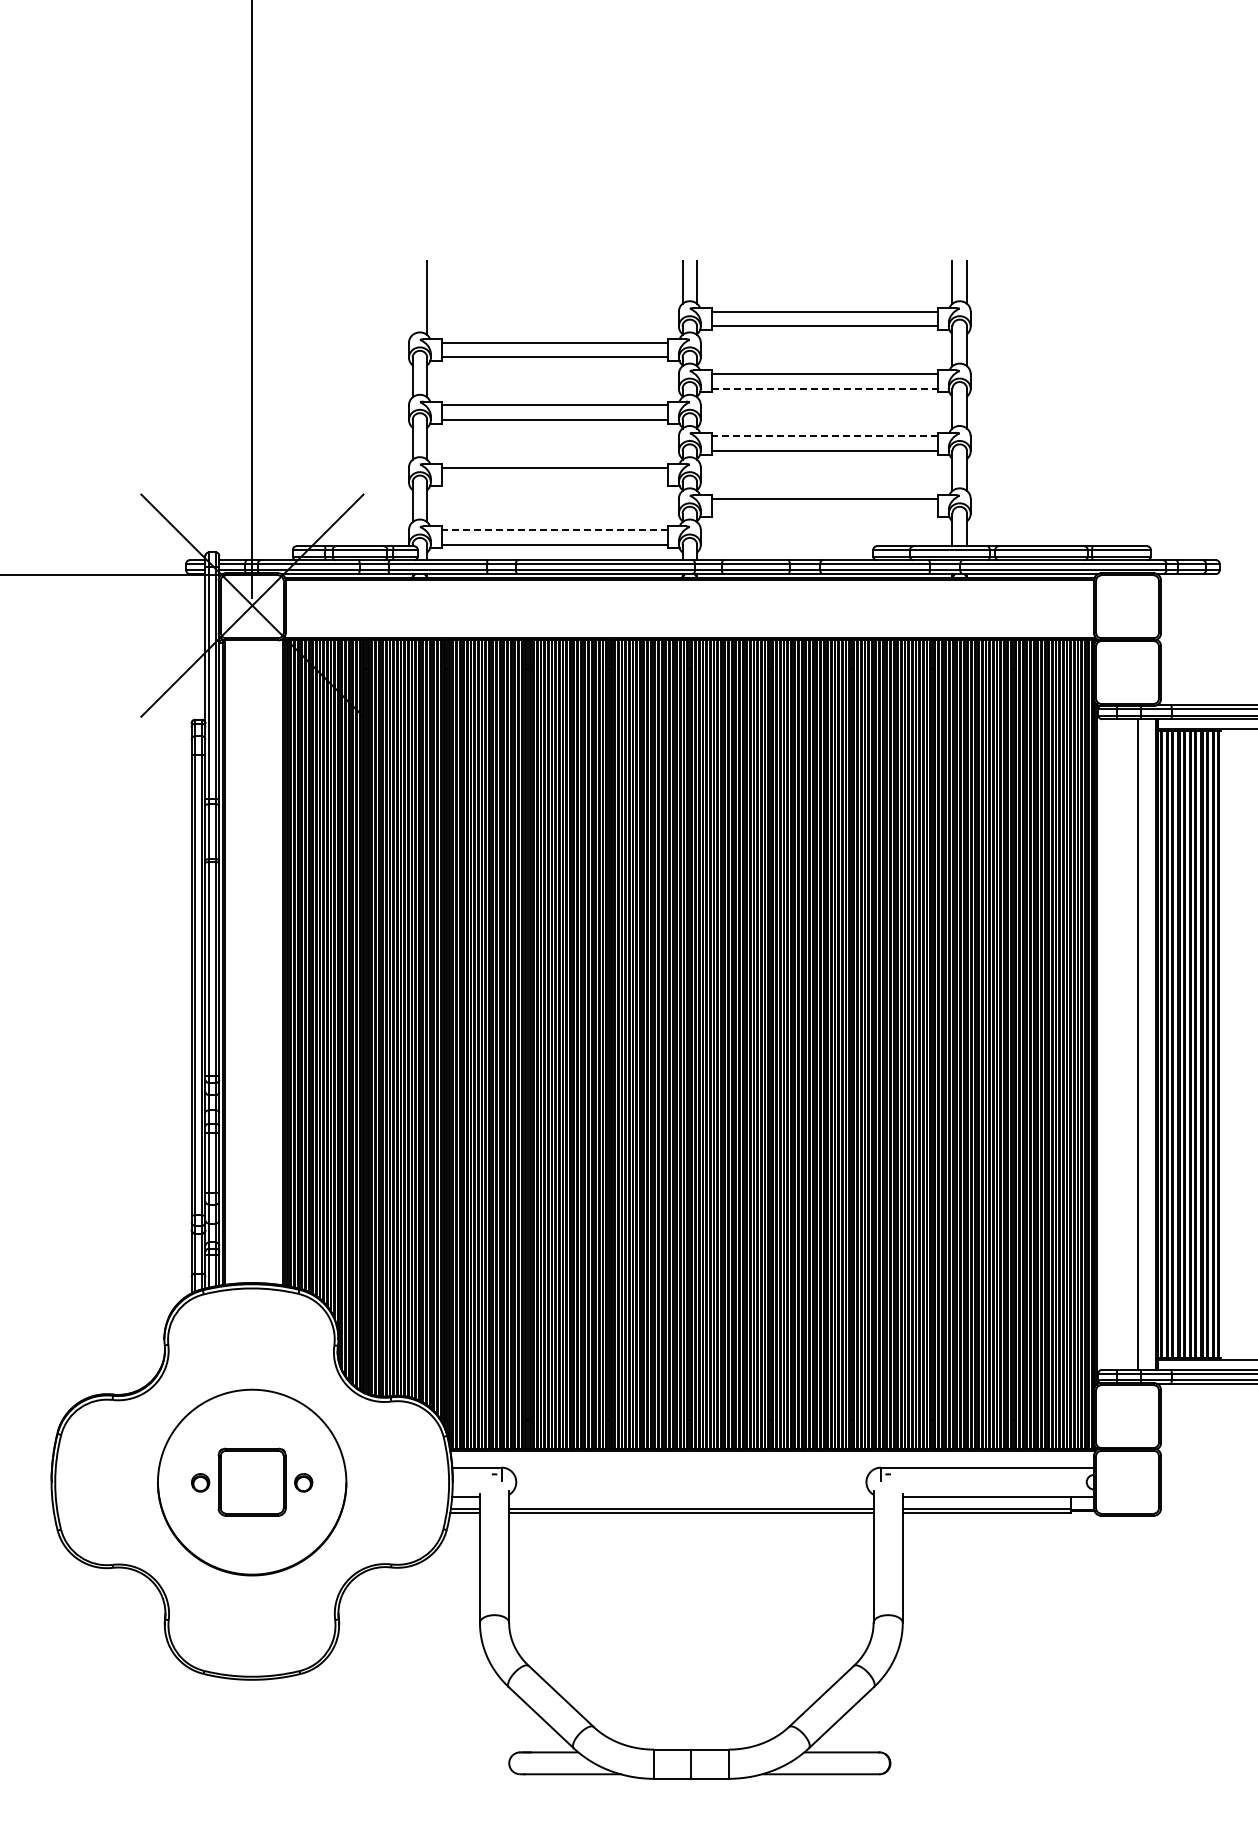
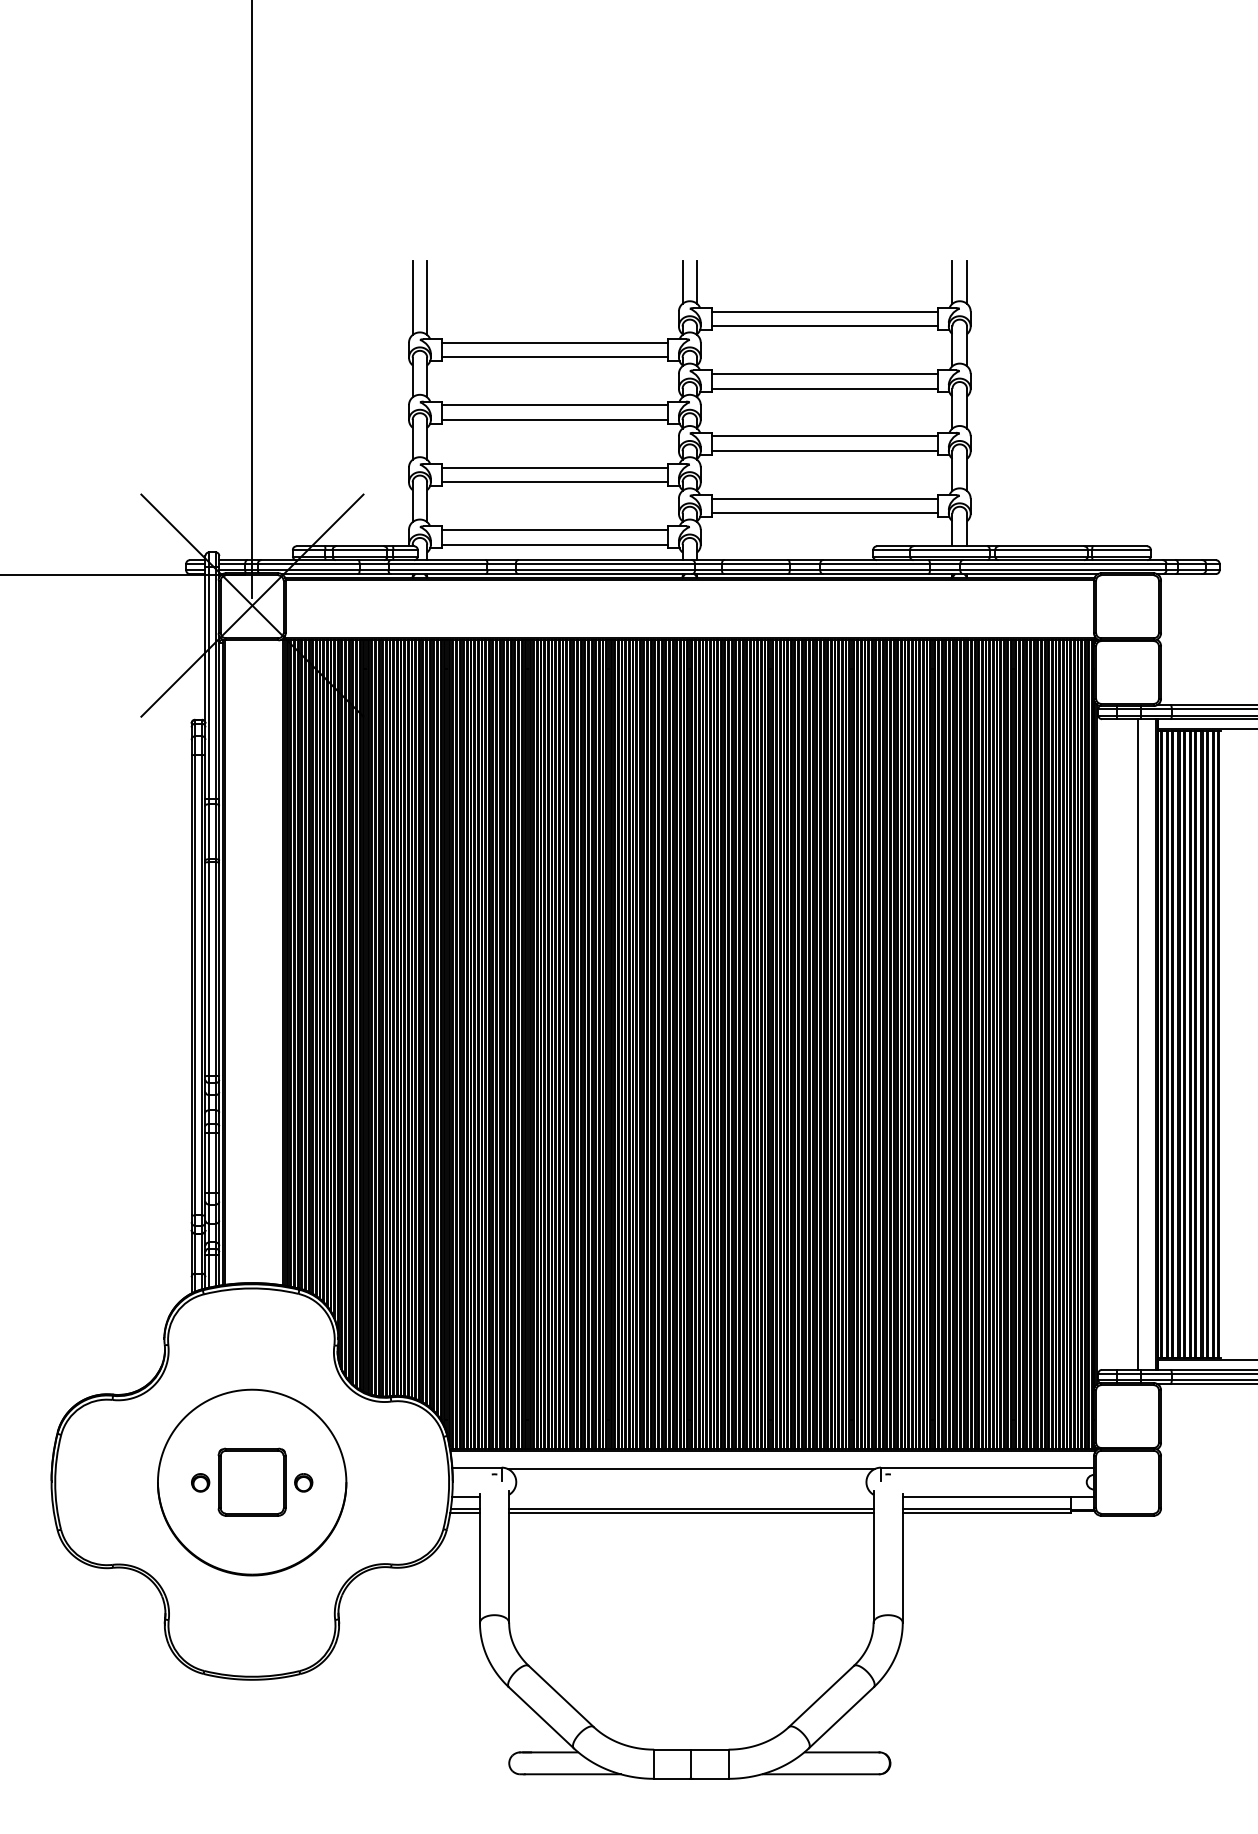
line: none -> present (412, 297)
line: dashed -> solid (825, 388)
line: dashed -> solid (824, 436)
line: none -> present (554, 482)
line: none -> present (824, 513)
line: dashed -> solid (554, 530)
line: none -> present (691, 1469)
